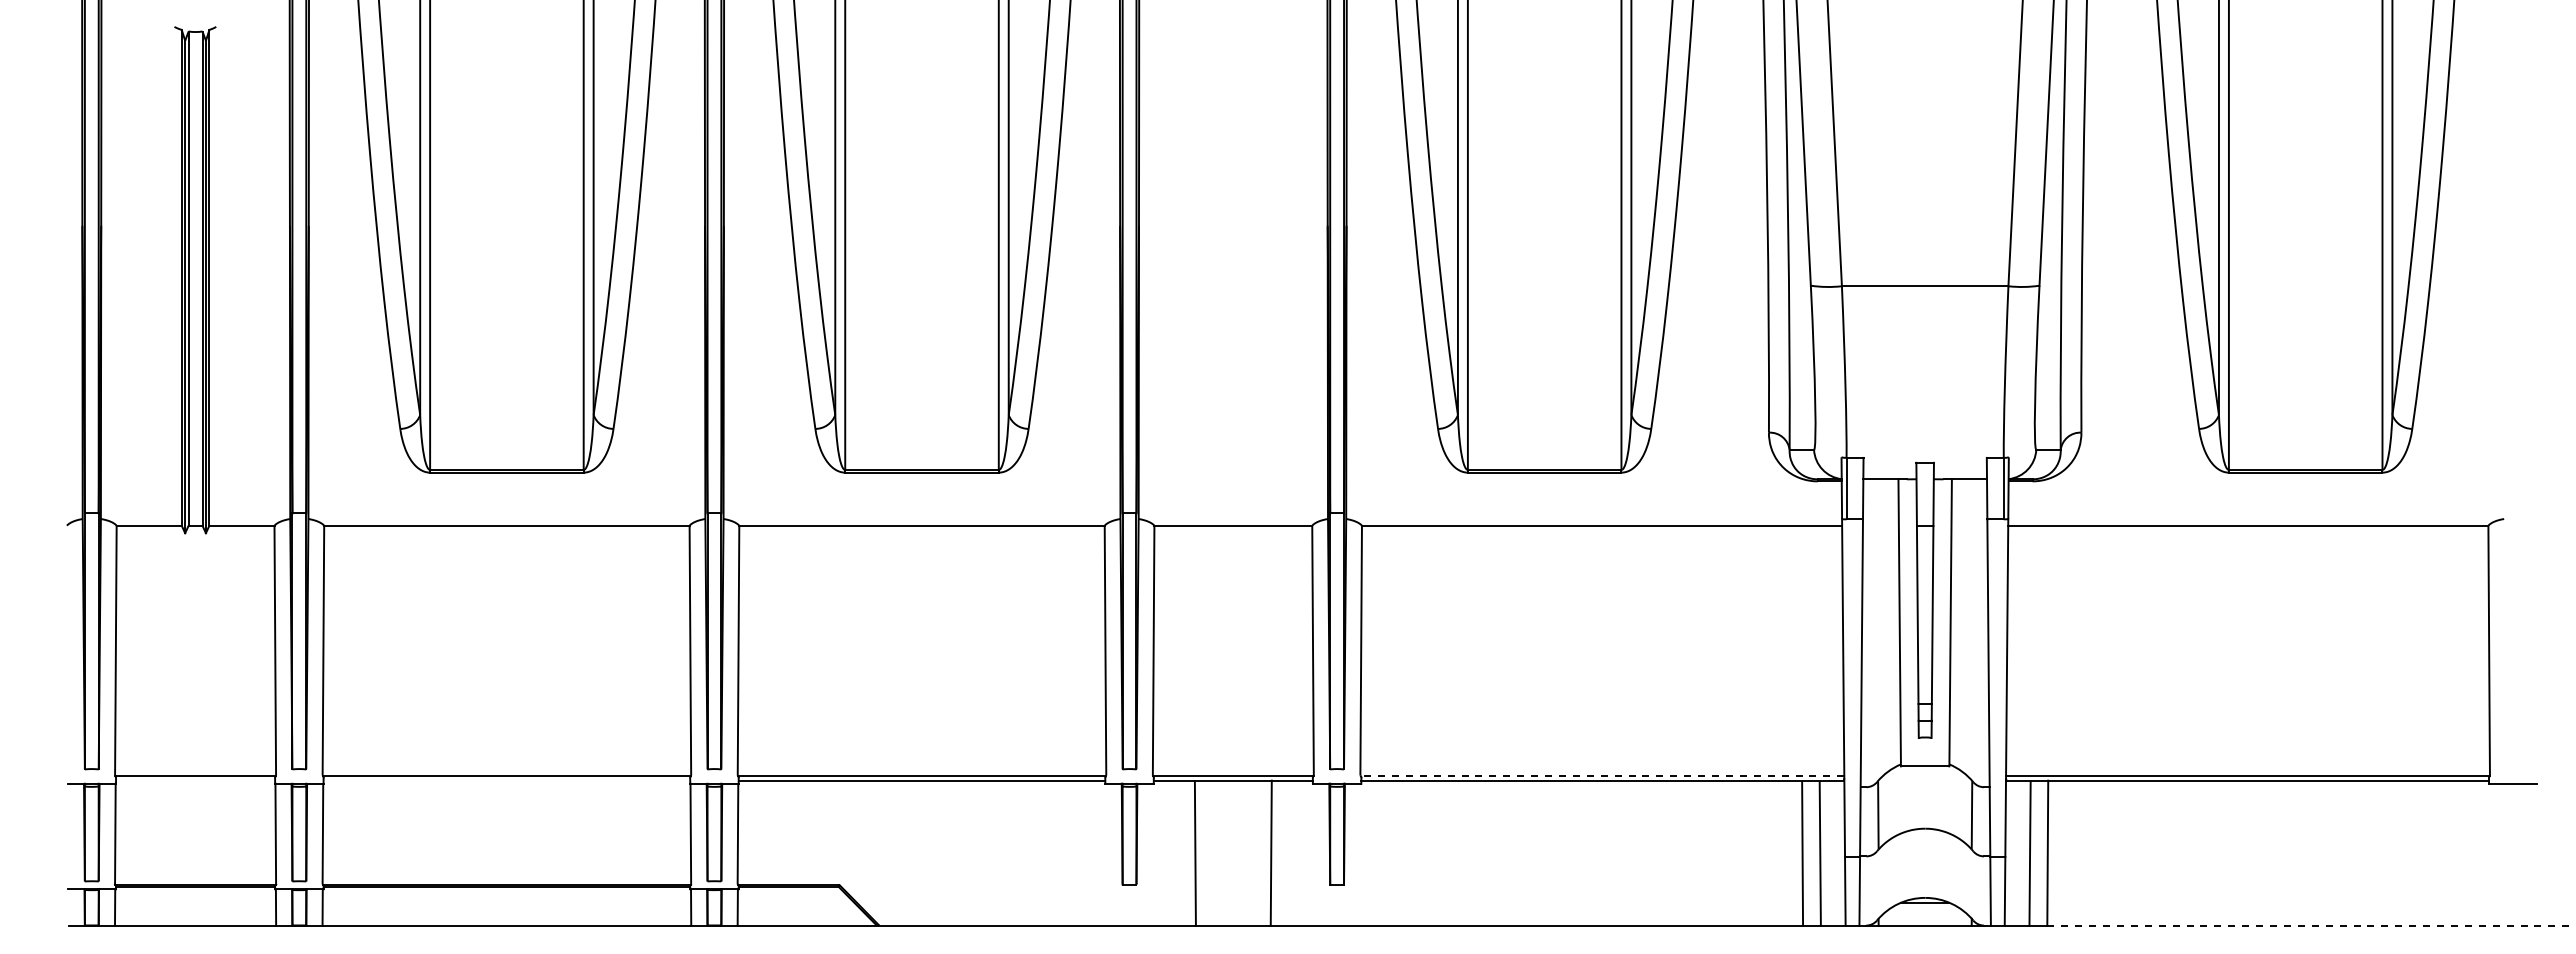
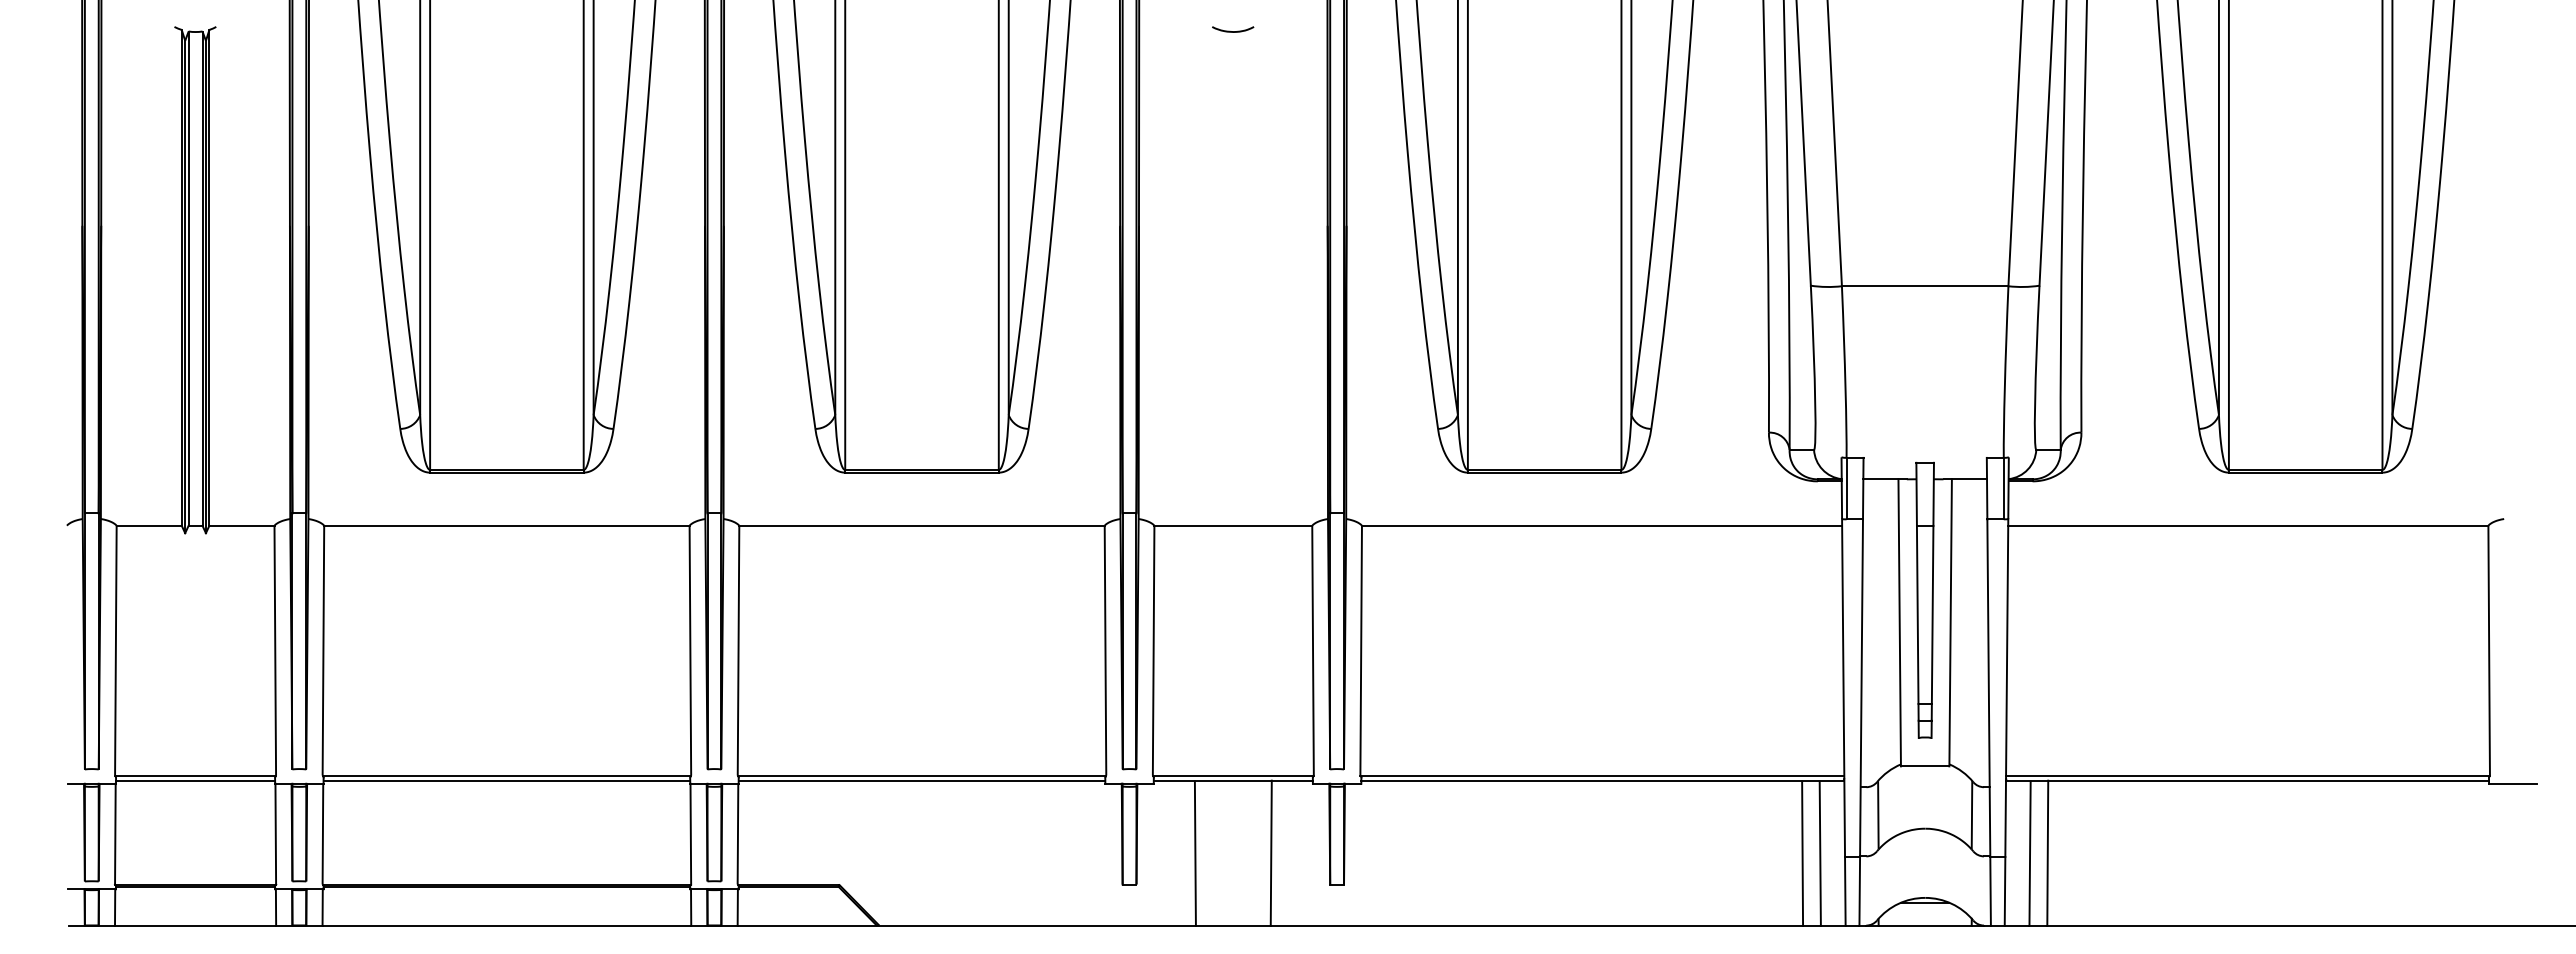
curve: none -> present (1233, 31)
line: dashed -> solid (1602, 775)
line: none -> present (195, 780)
line: none -> present (506, 780)
line: dashed -> solid (2311, 925)
